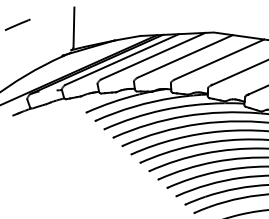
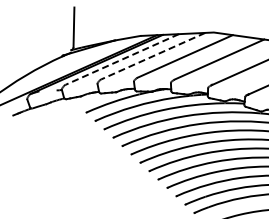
line: present -> none (17, 24)
line: solid -> dashed (152, 56)
line: solid -> dashed (121, 59)
